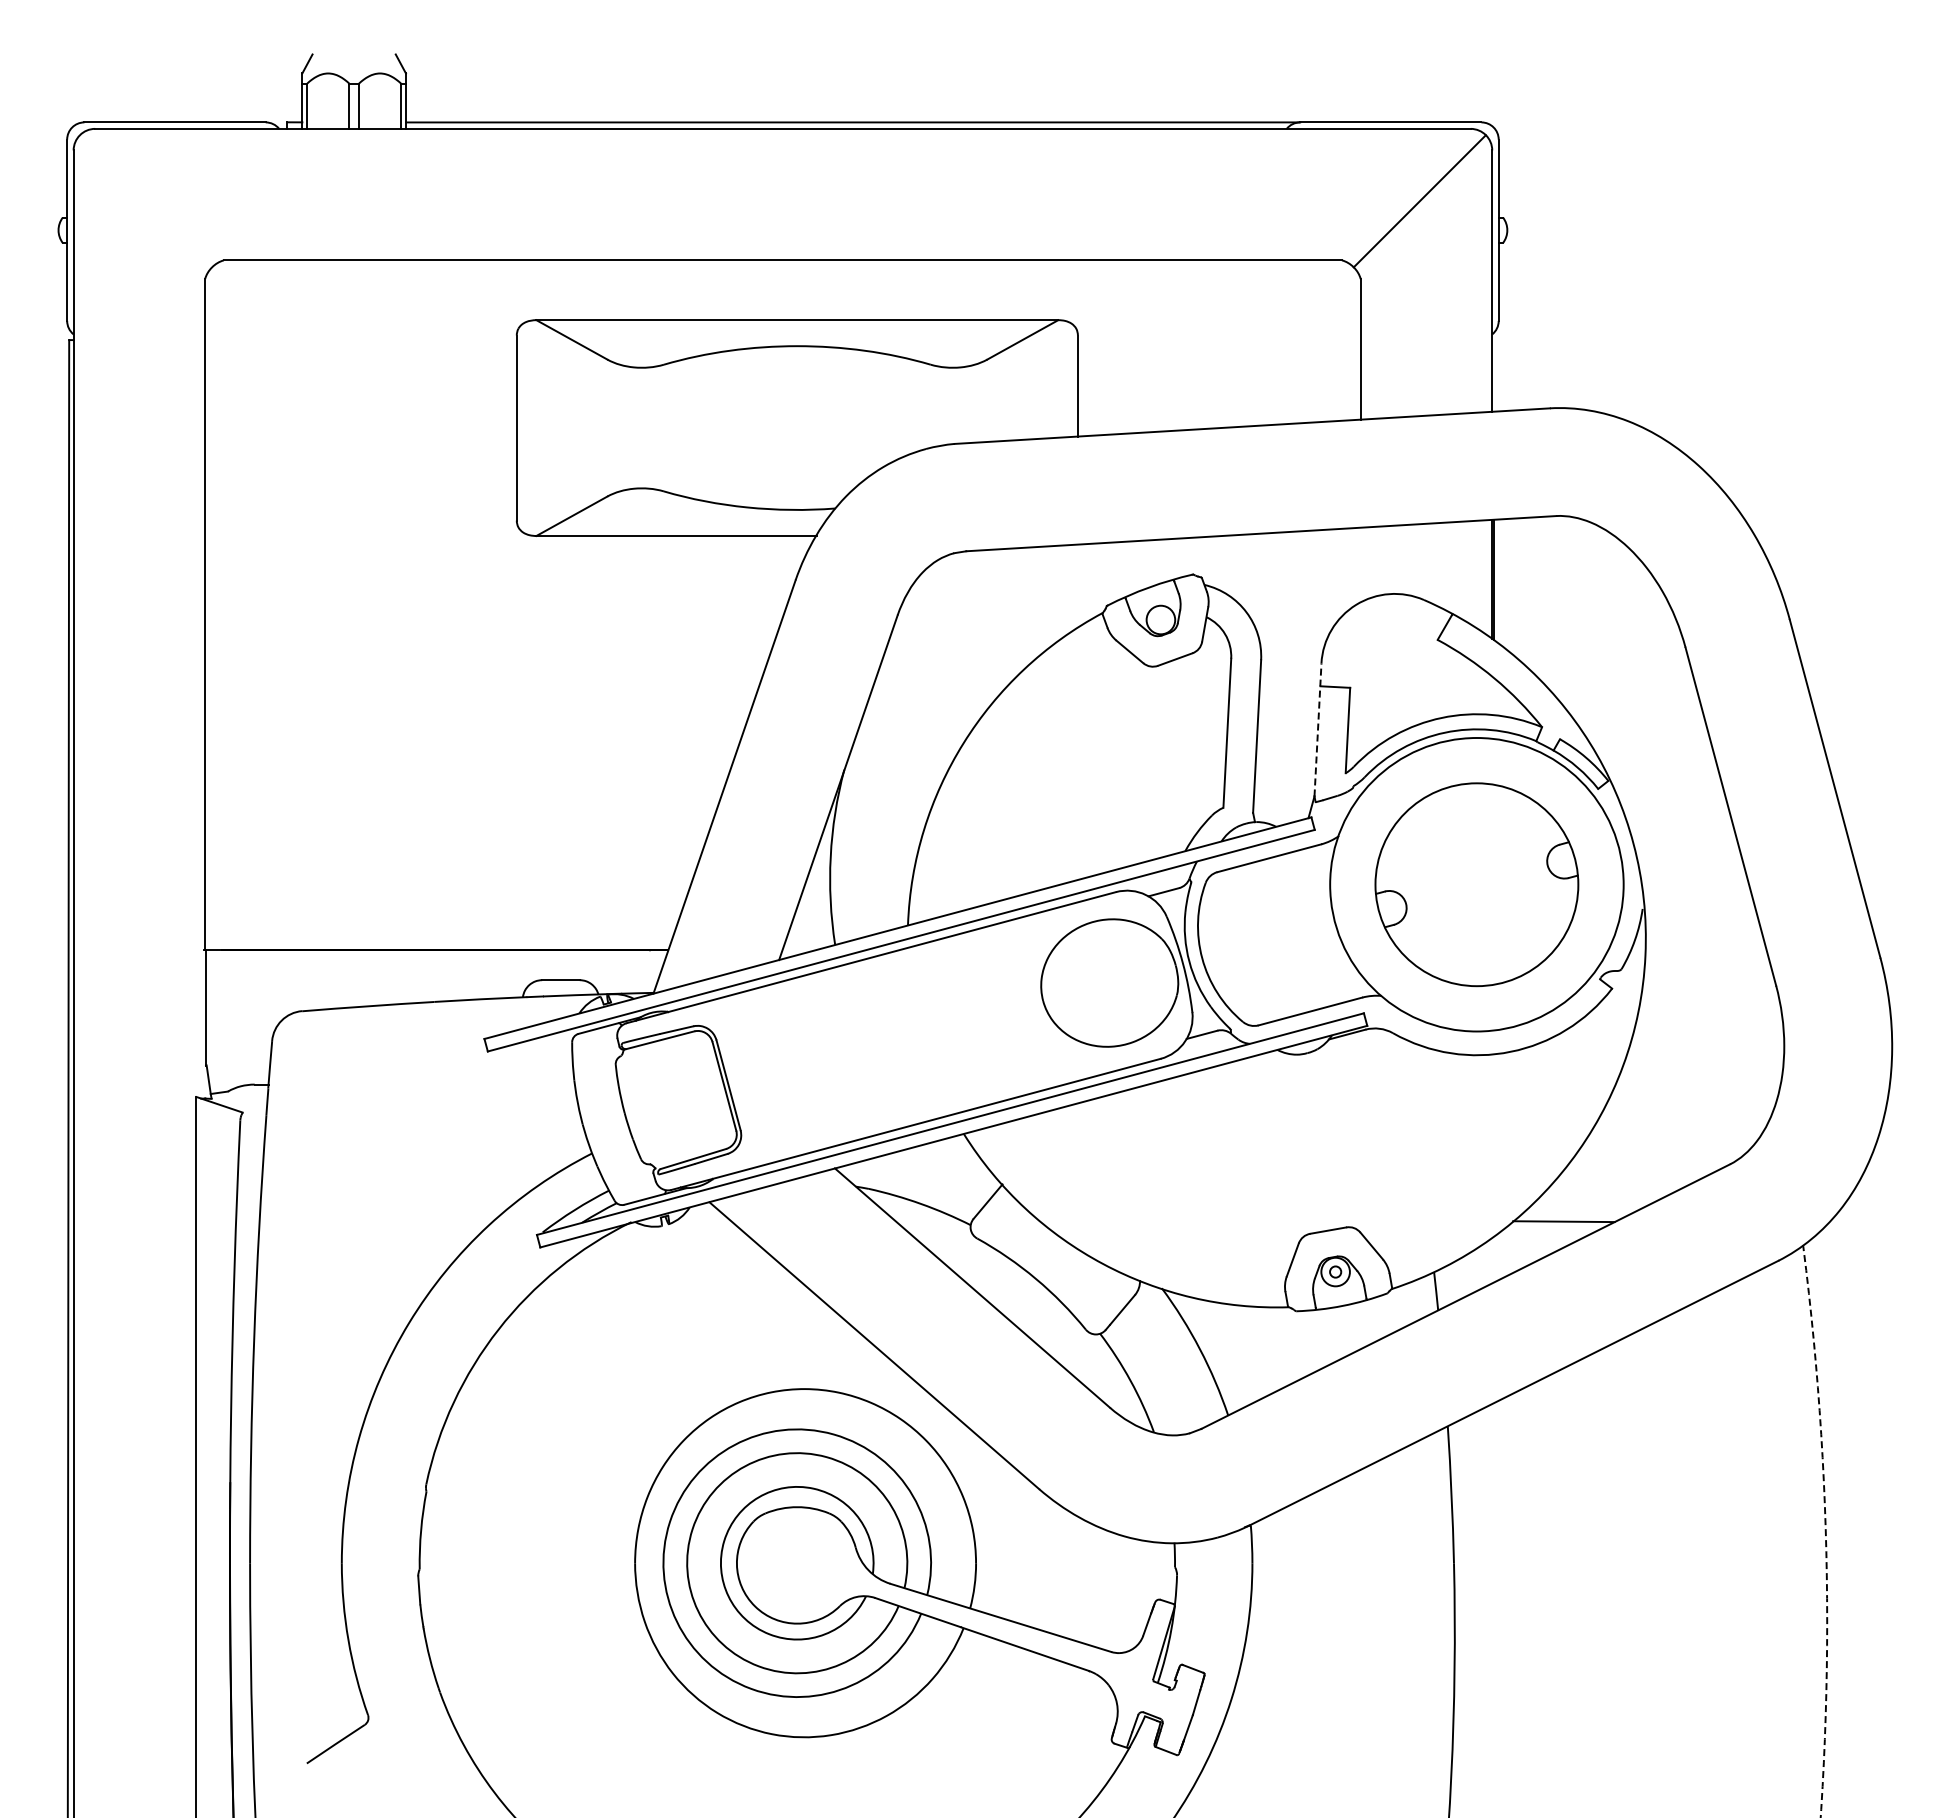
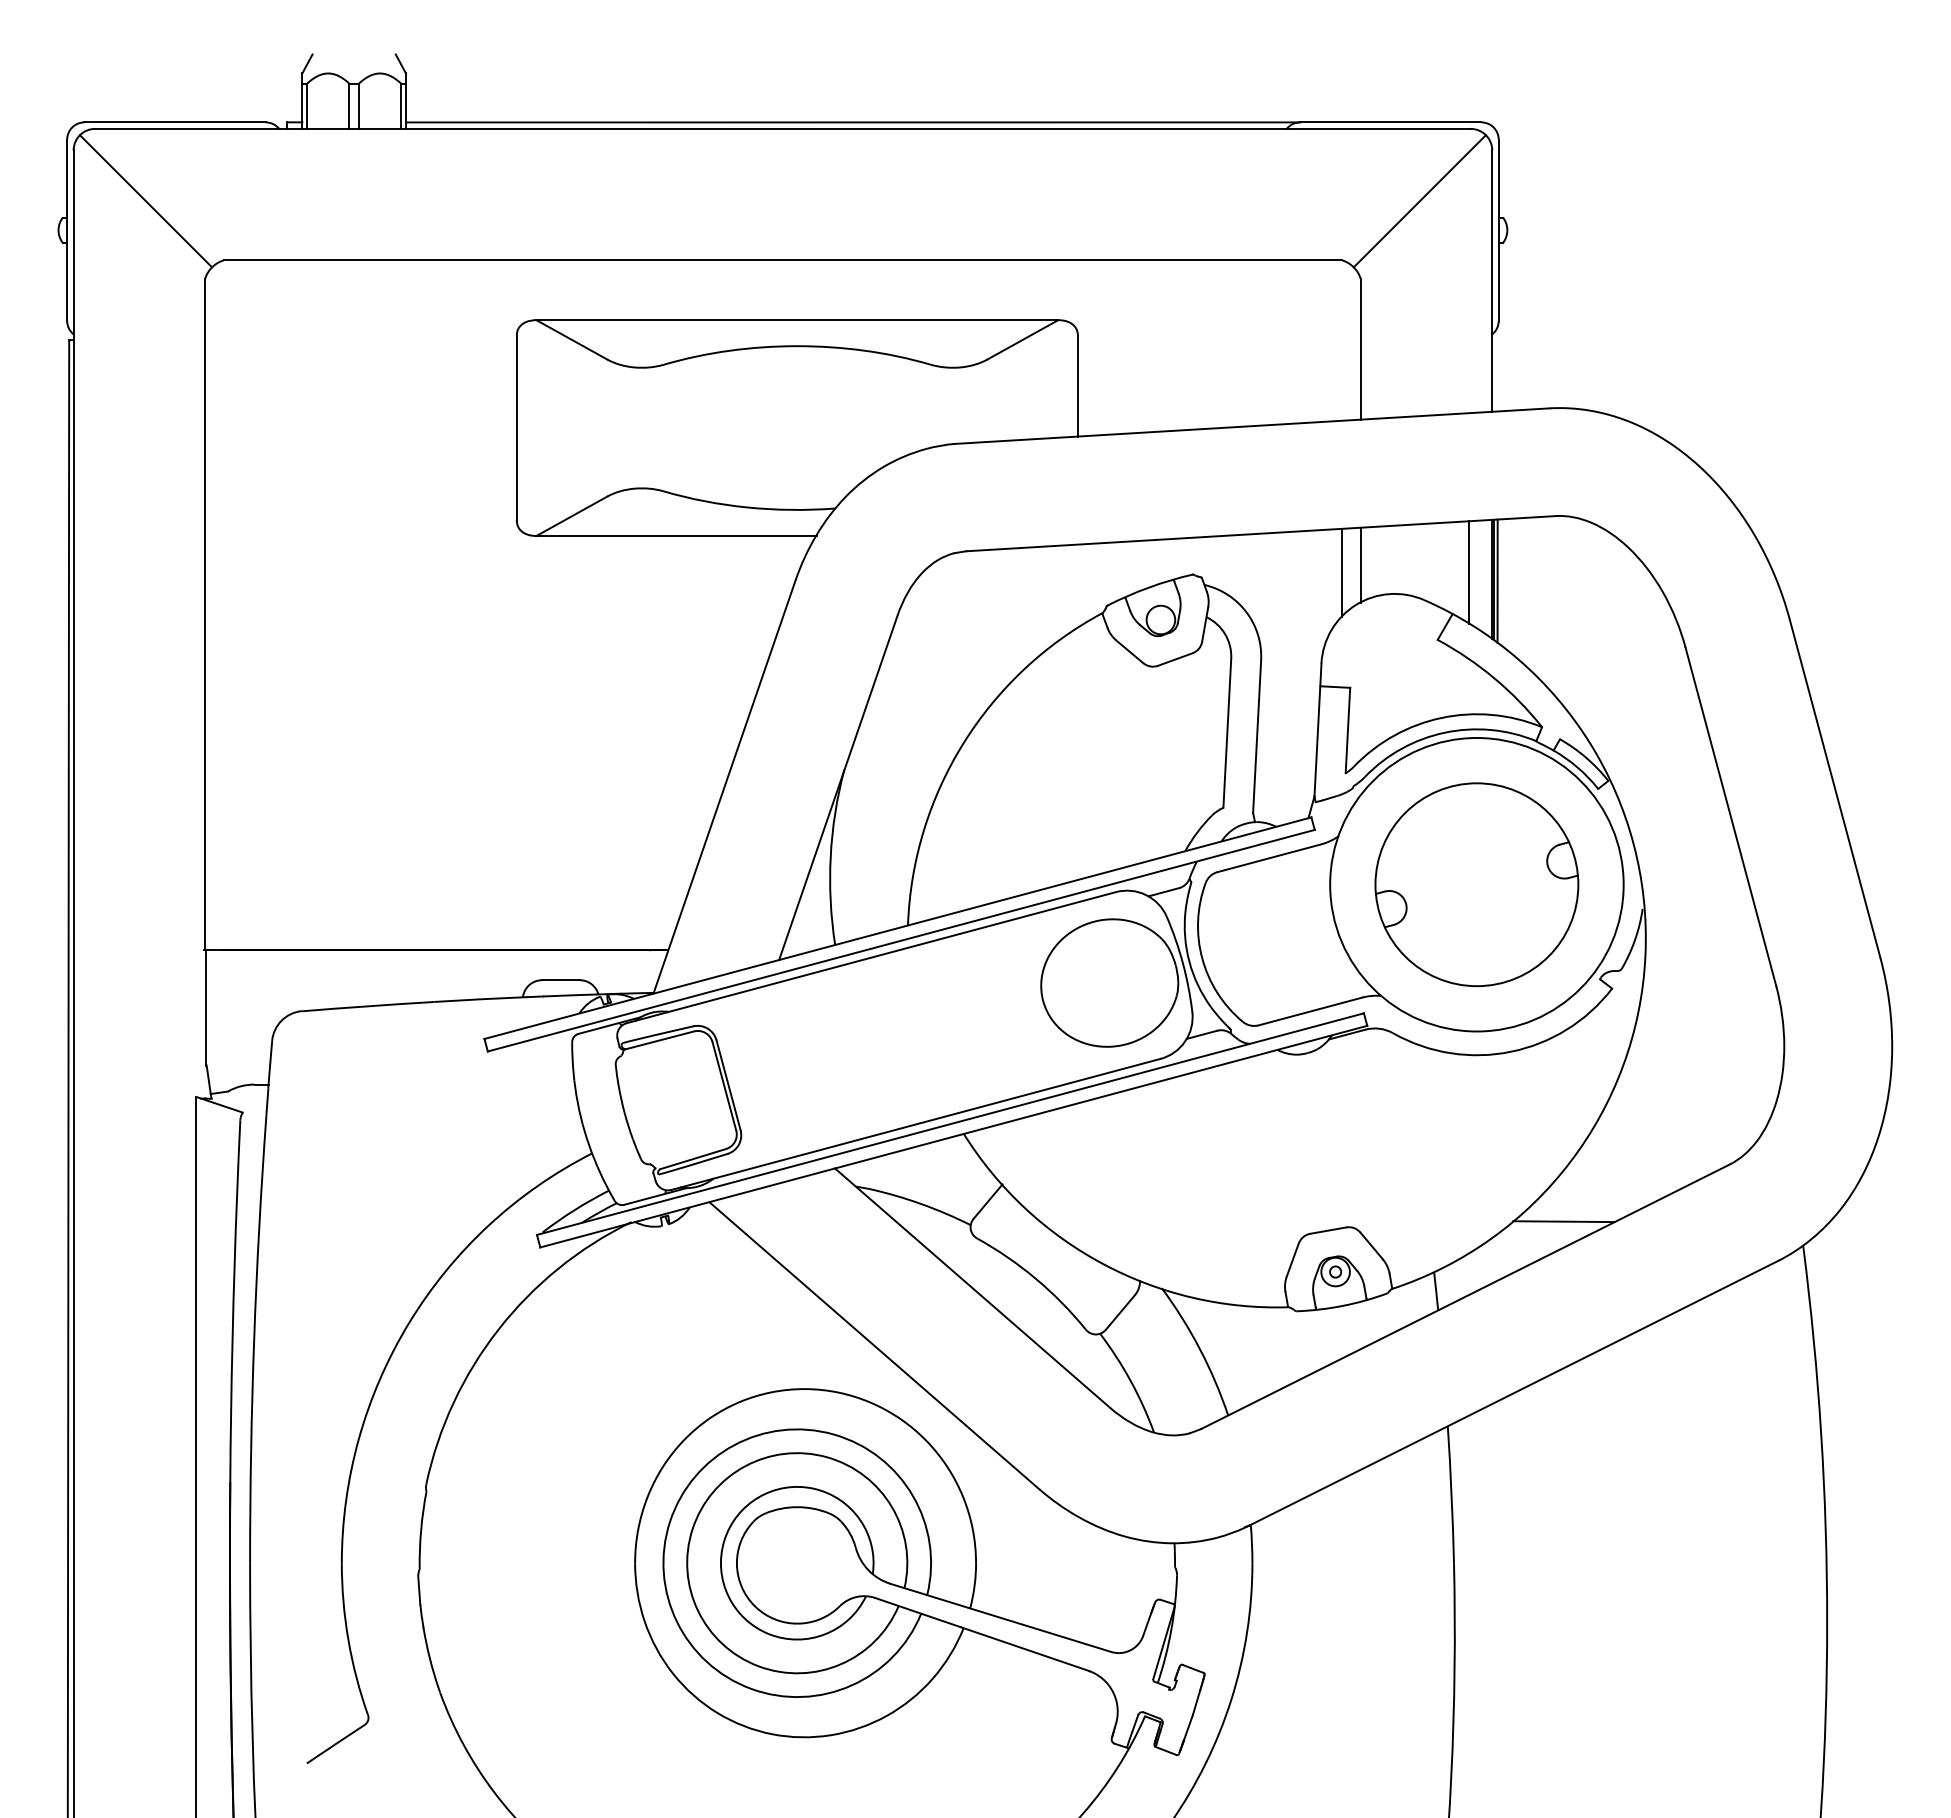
line: none -> present (145, 201)
line: none -> present (1360, 564)
line: none -> present (1342, 572)
line: none -> present (1469, 572)
line: none -> present (1497, 580)
line: dashed -> solid (1317, 729)
arc: dashed -> solid (1825, 1531)
